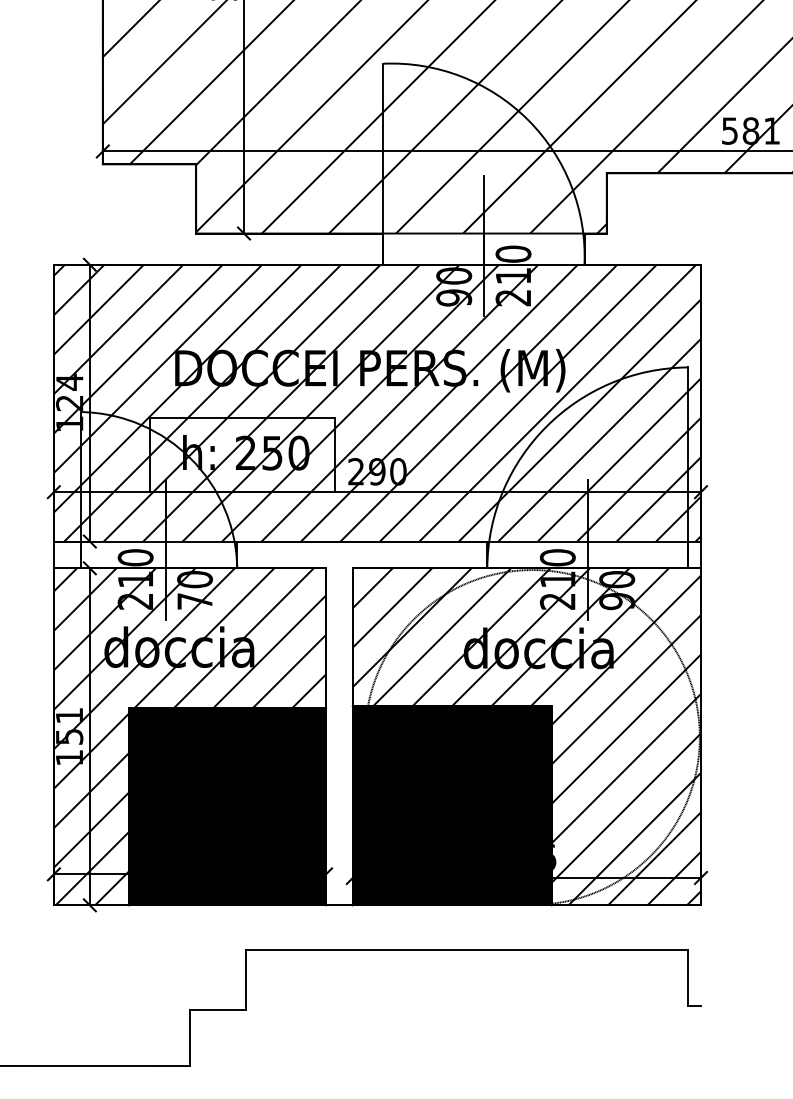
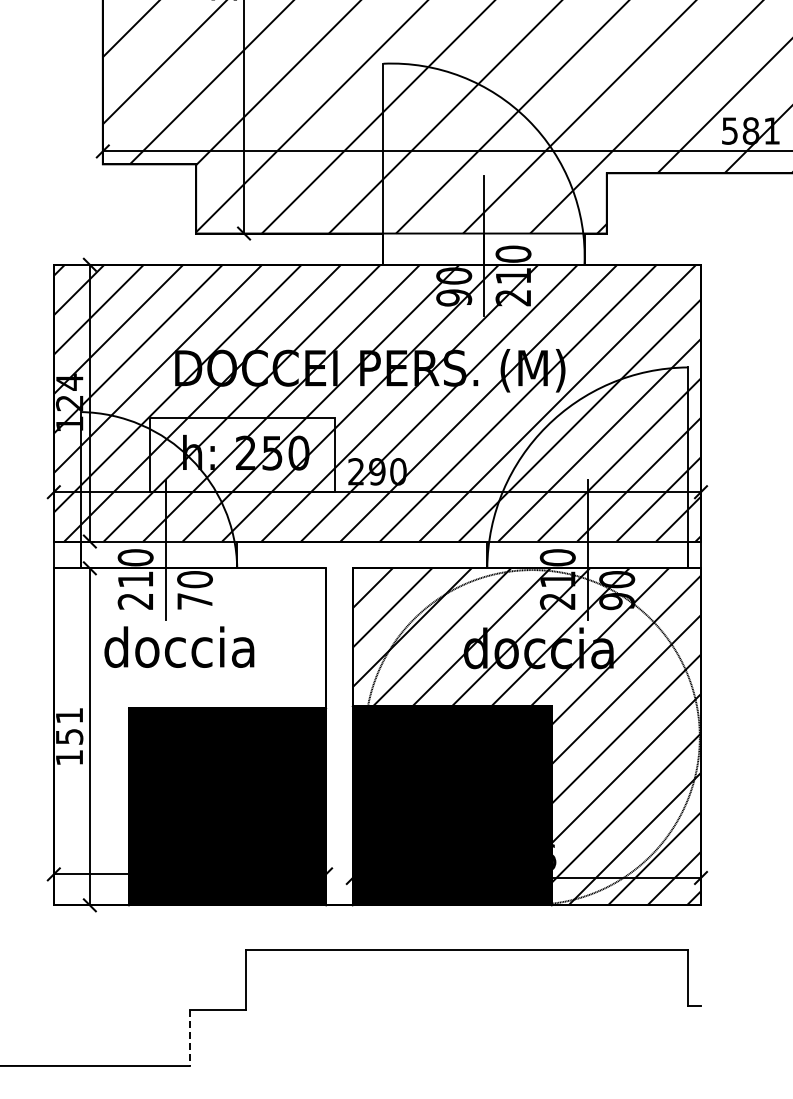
hatch: present -> none (189, 736)
line: solid -> dashed (189, 1038)
